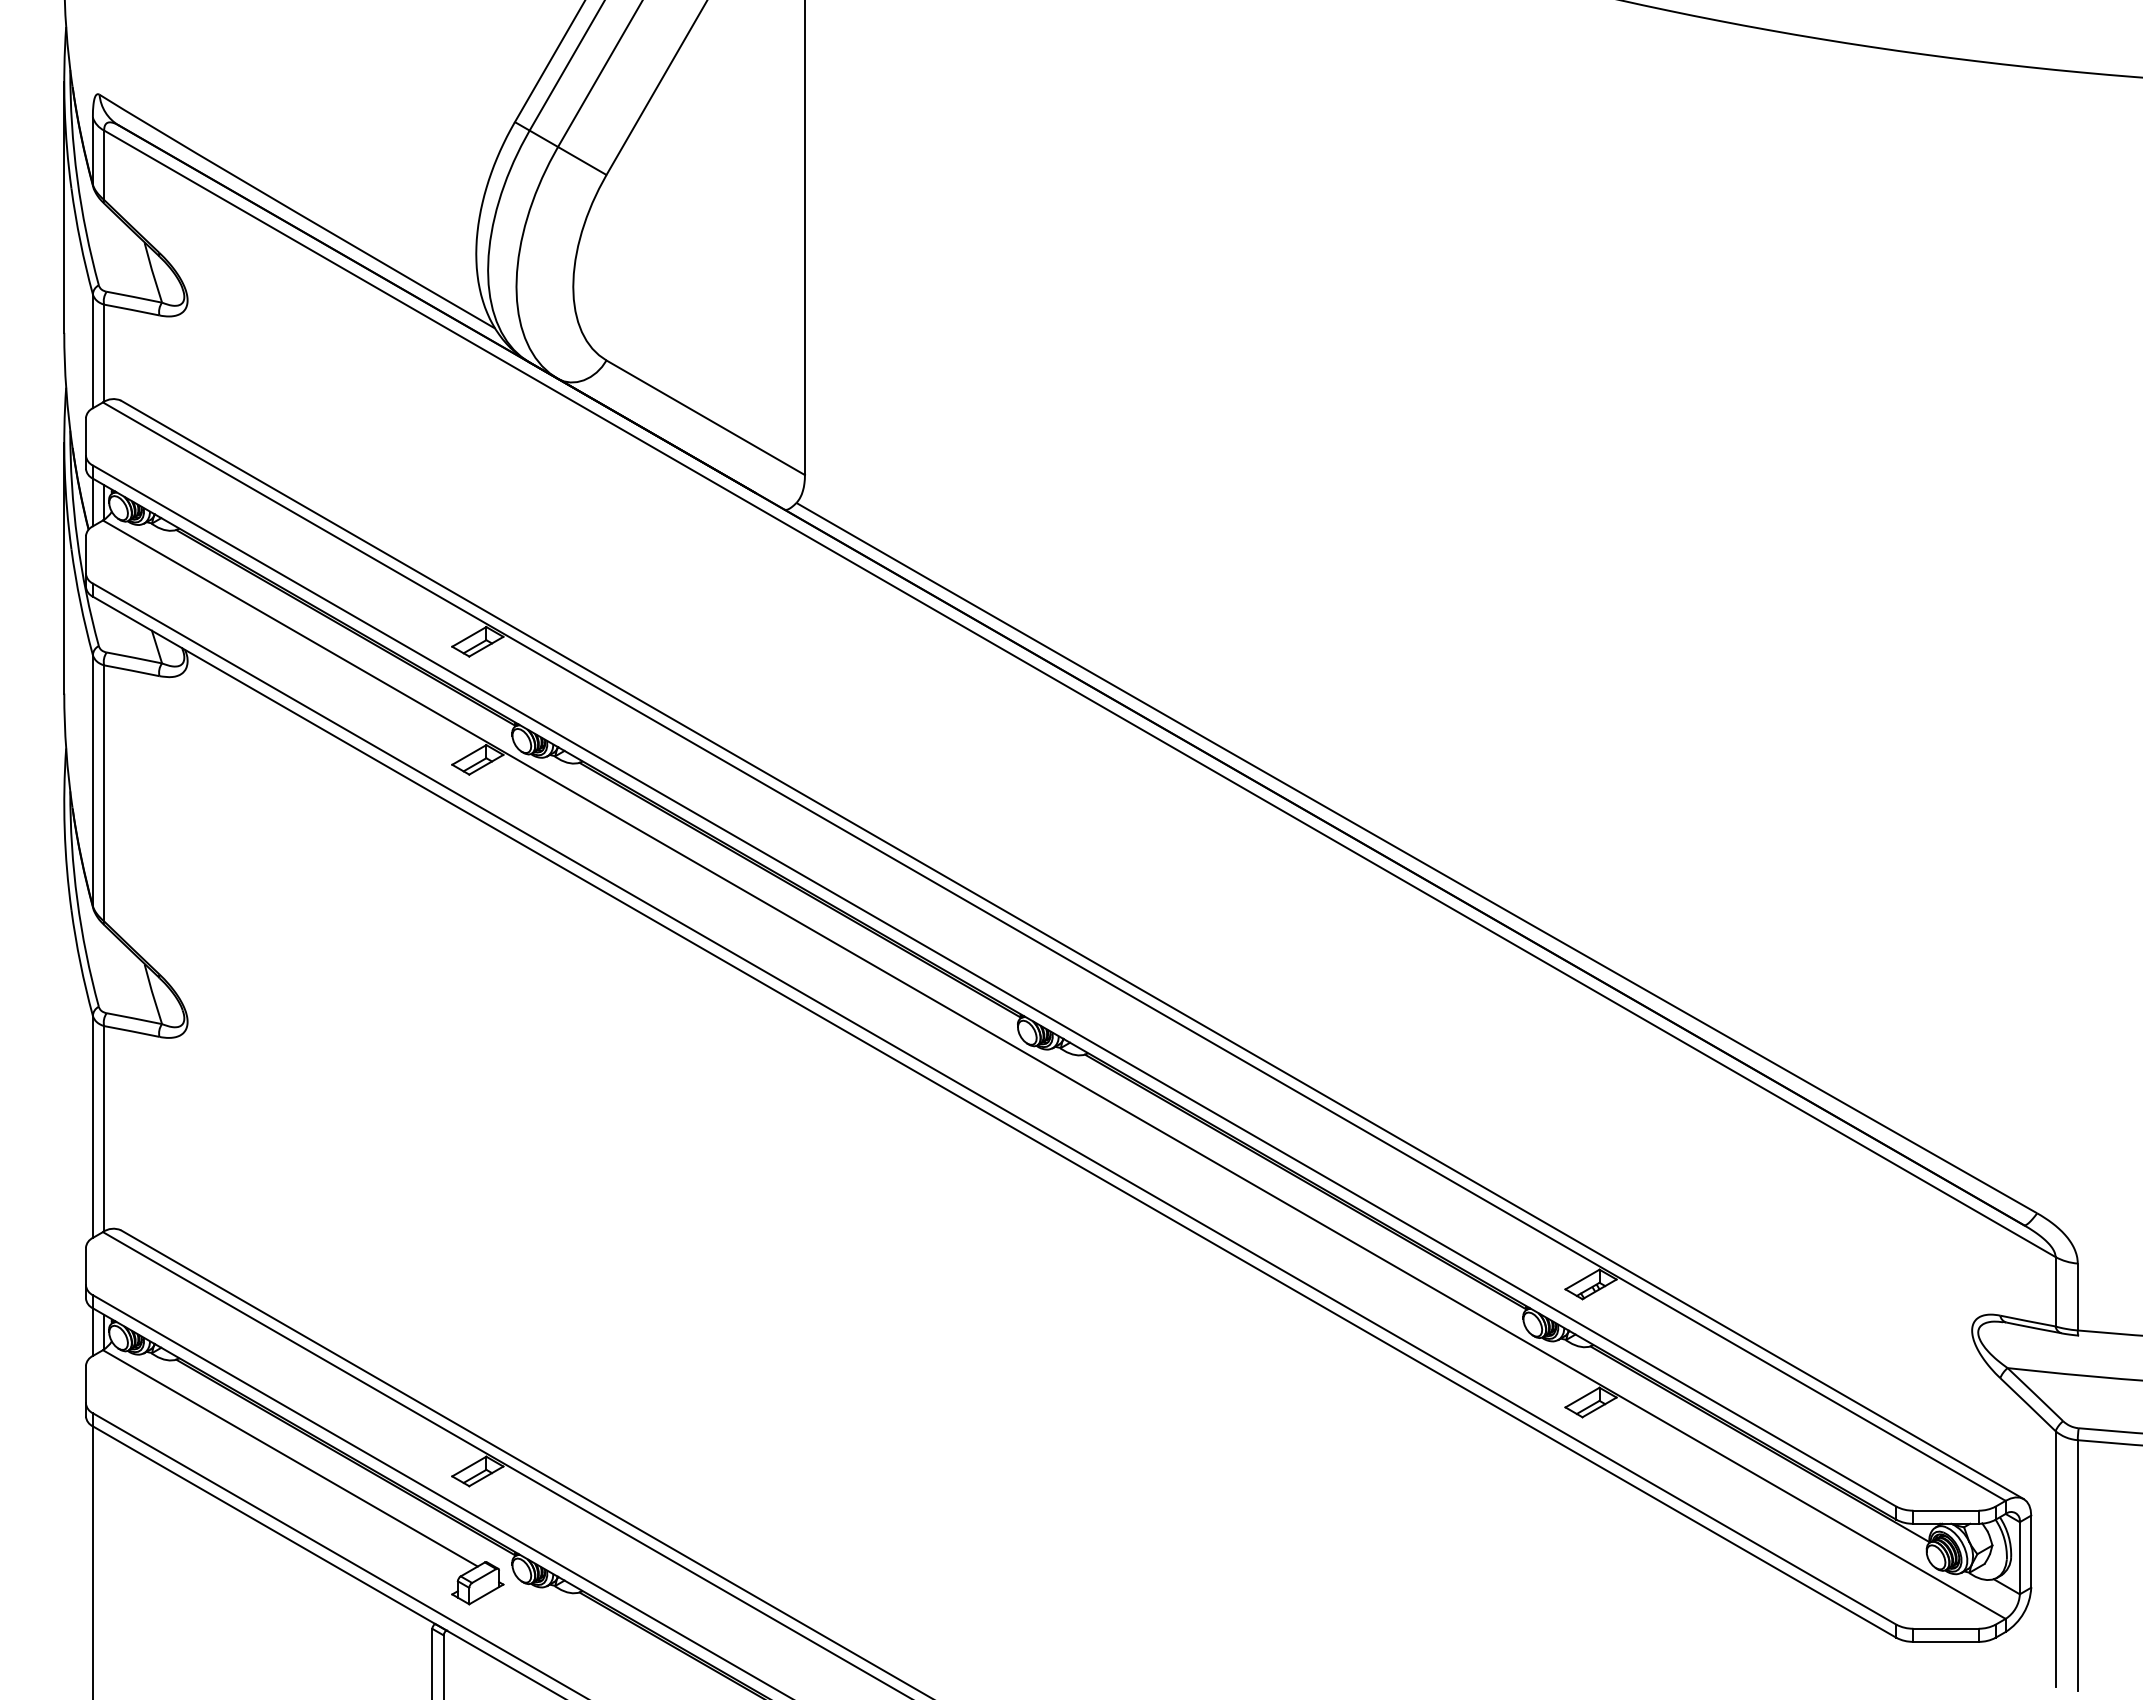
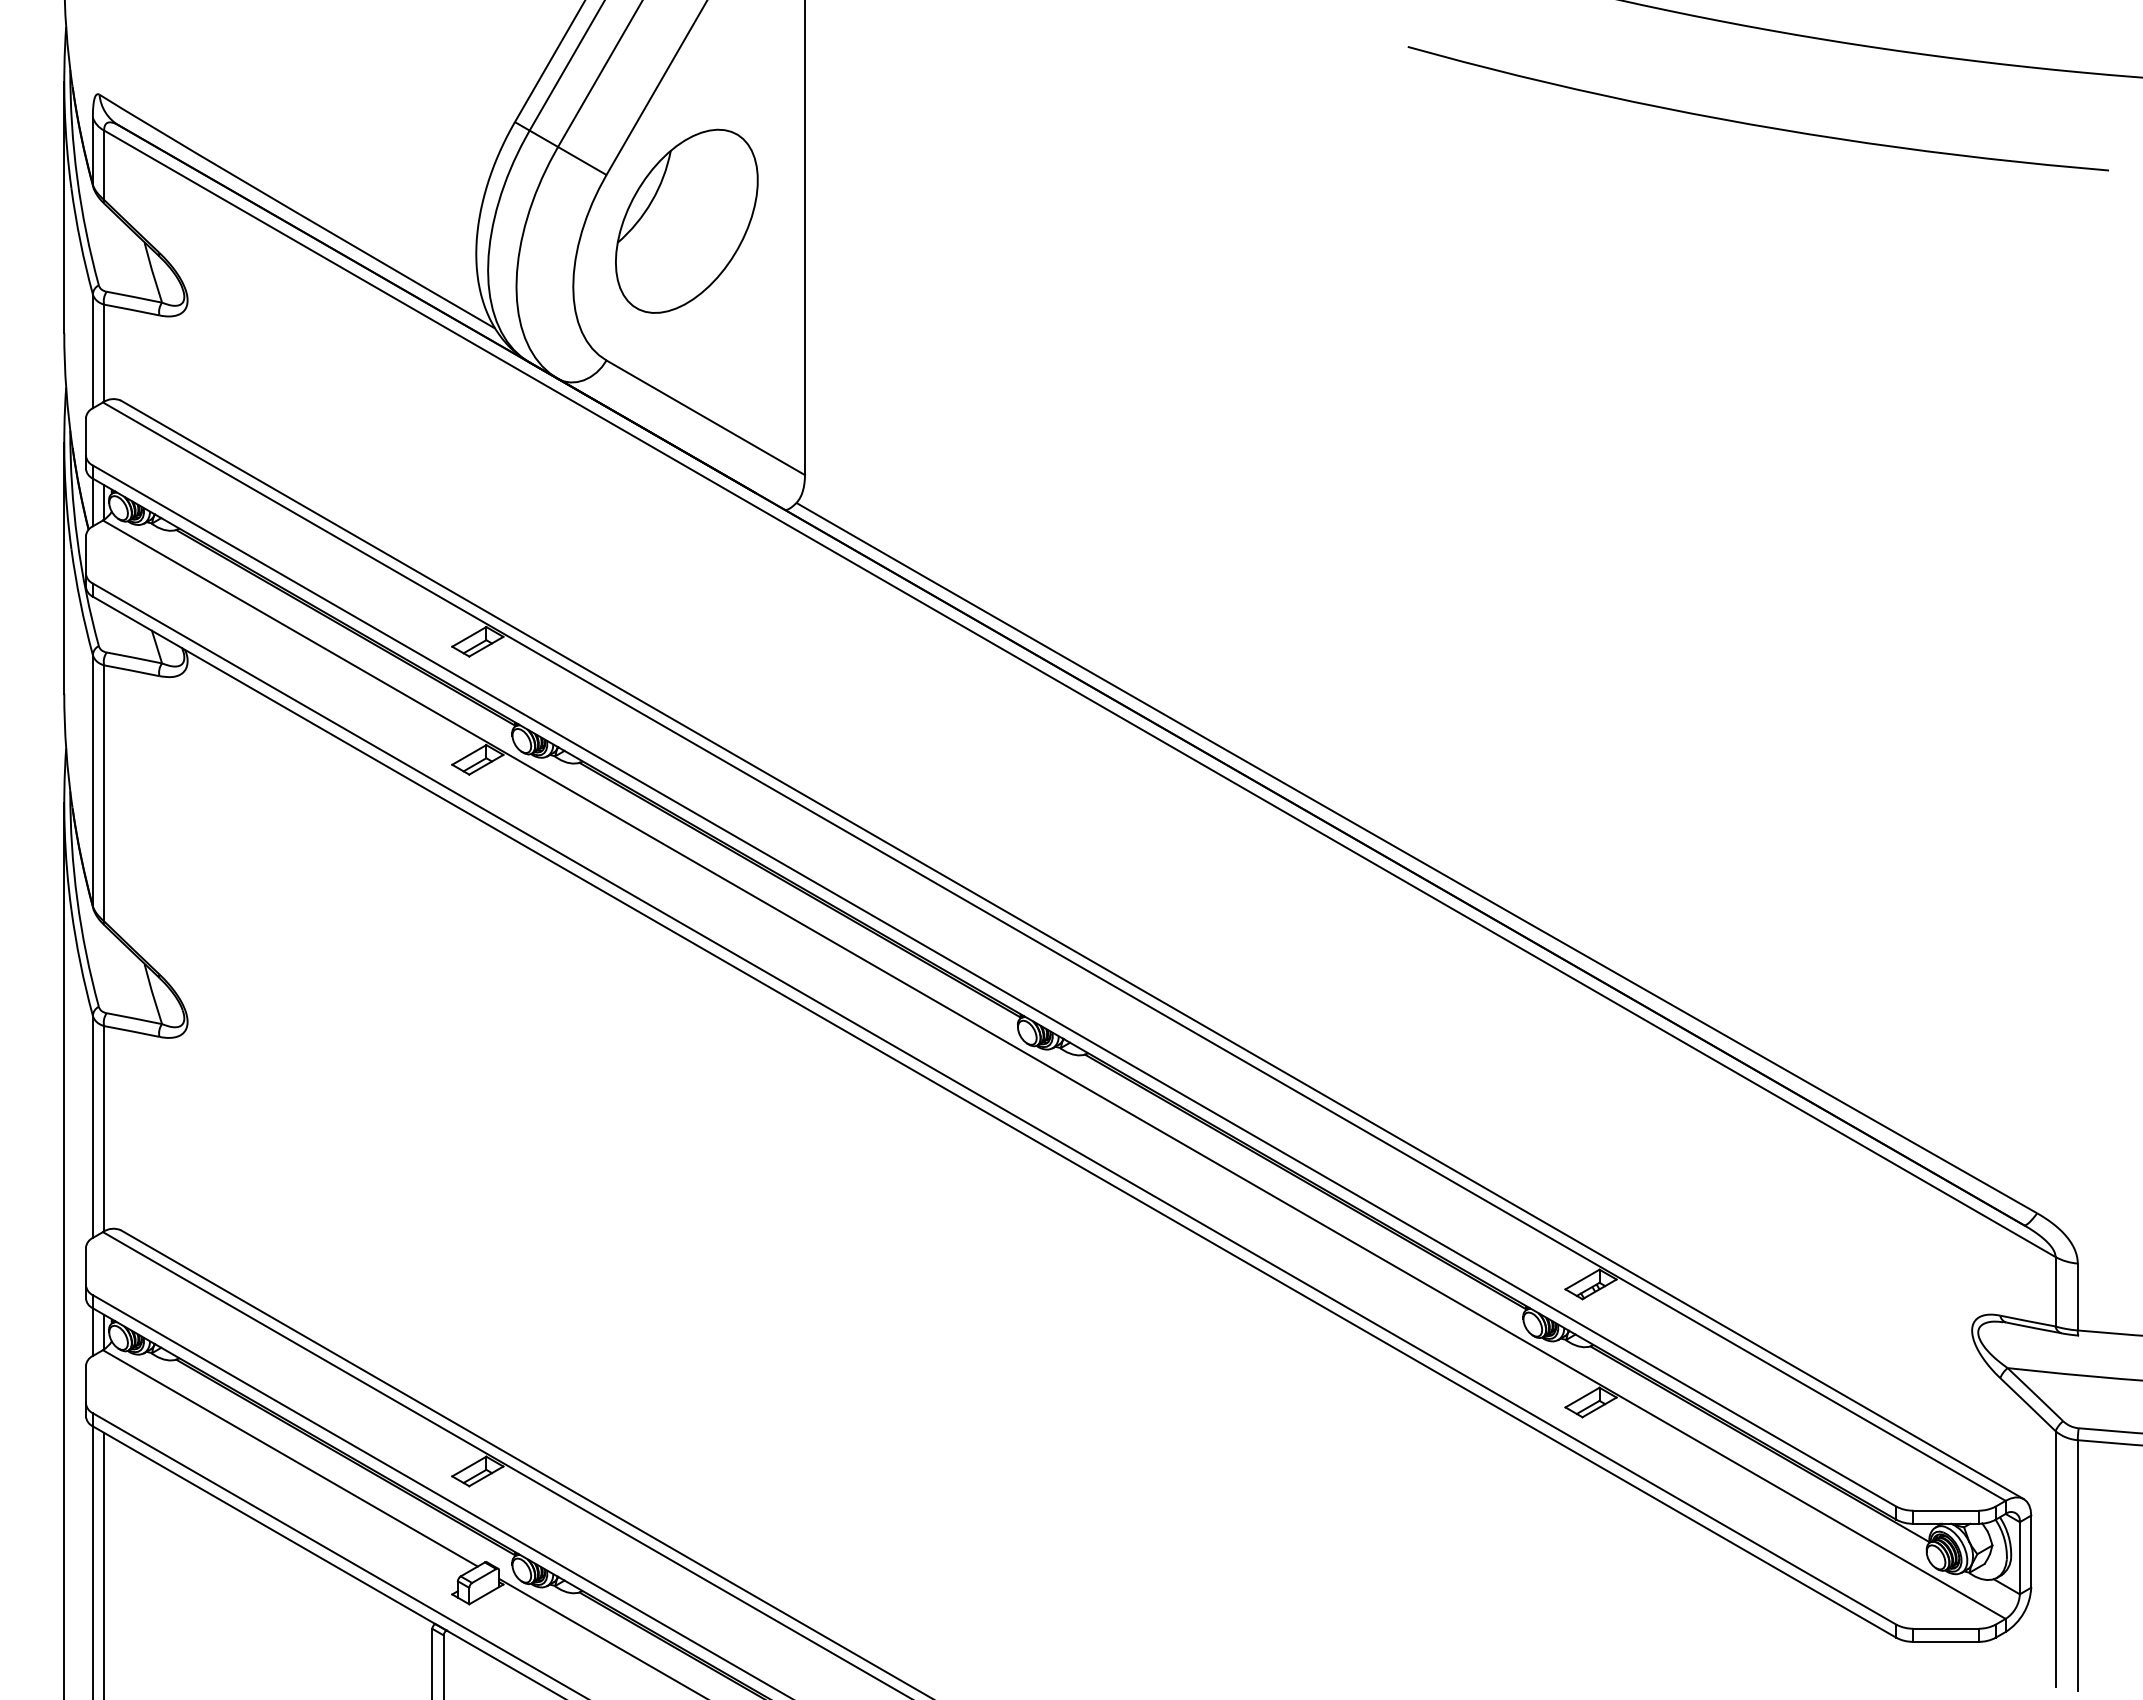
curve: none -> present (1752, 123)
part: none -> present (686, 220)
line: none -> present (64, 1249)
line: none -> present (104, 1564)
line: none -> present (601, 1637)
